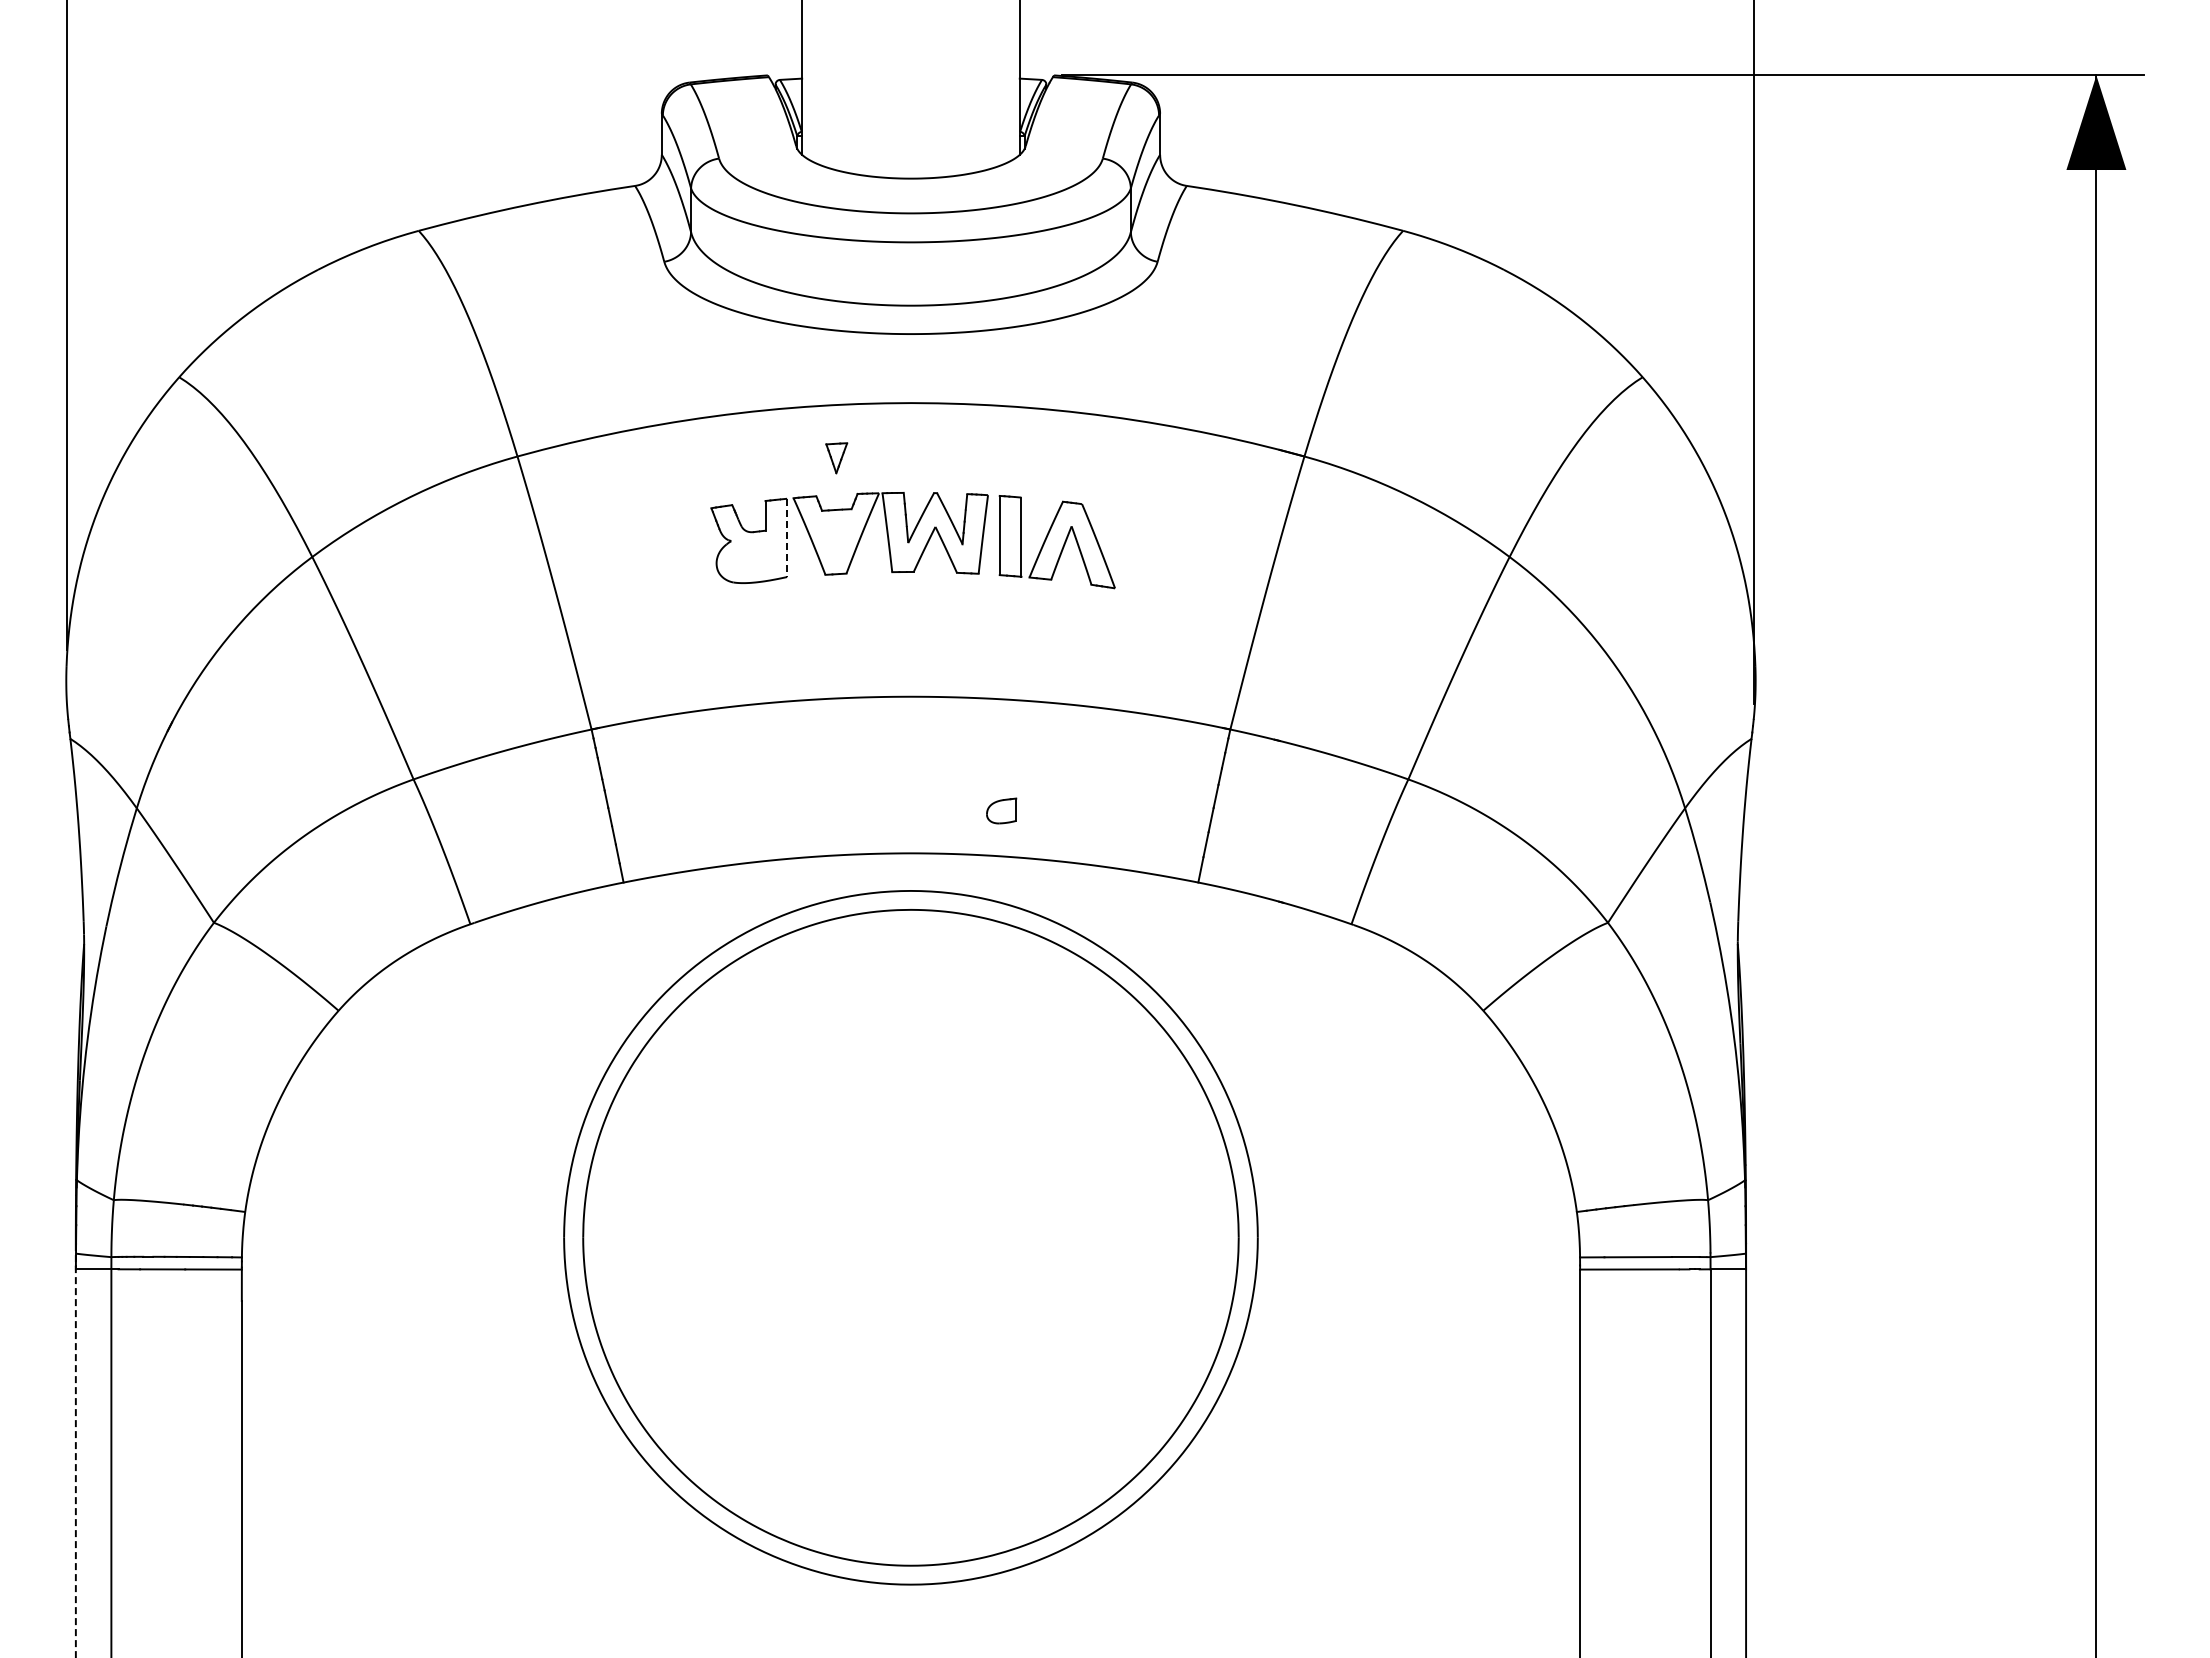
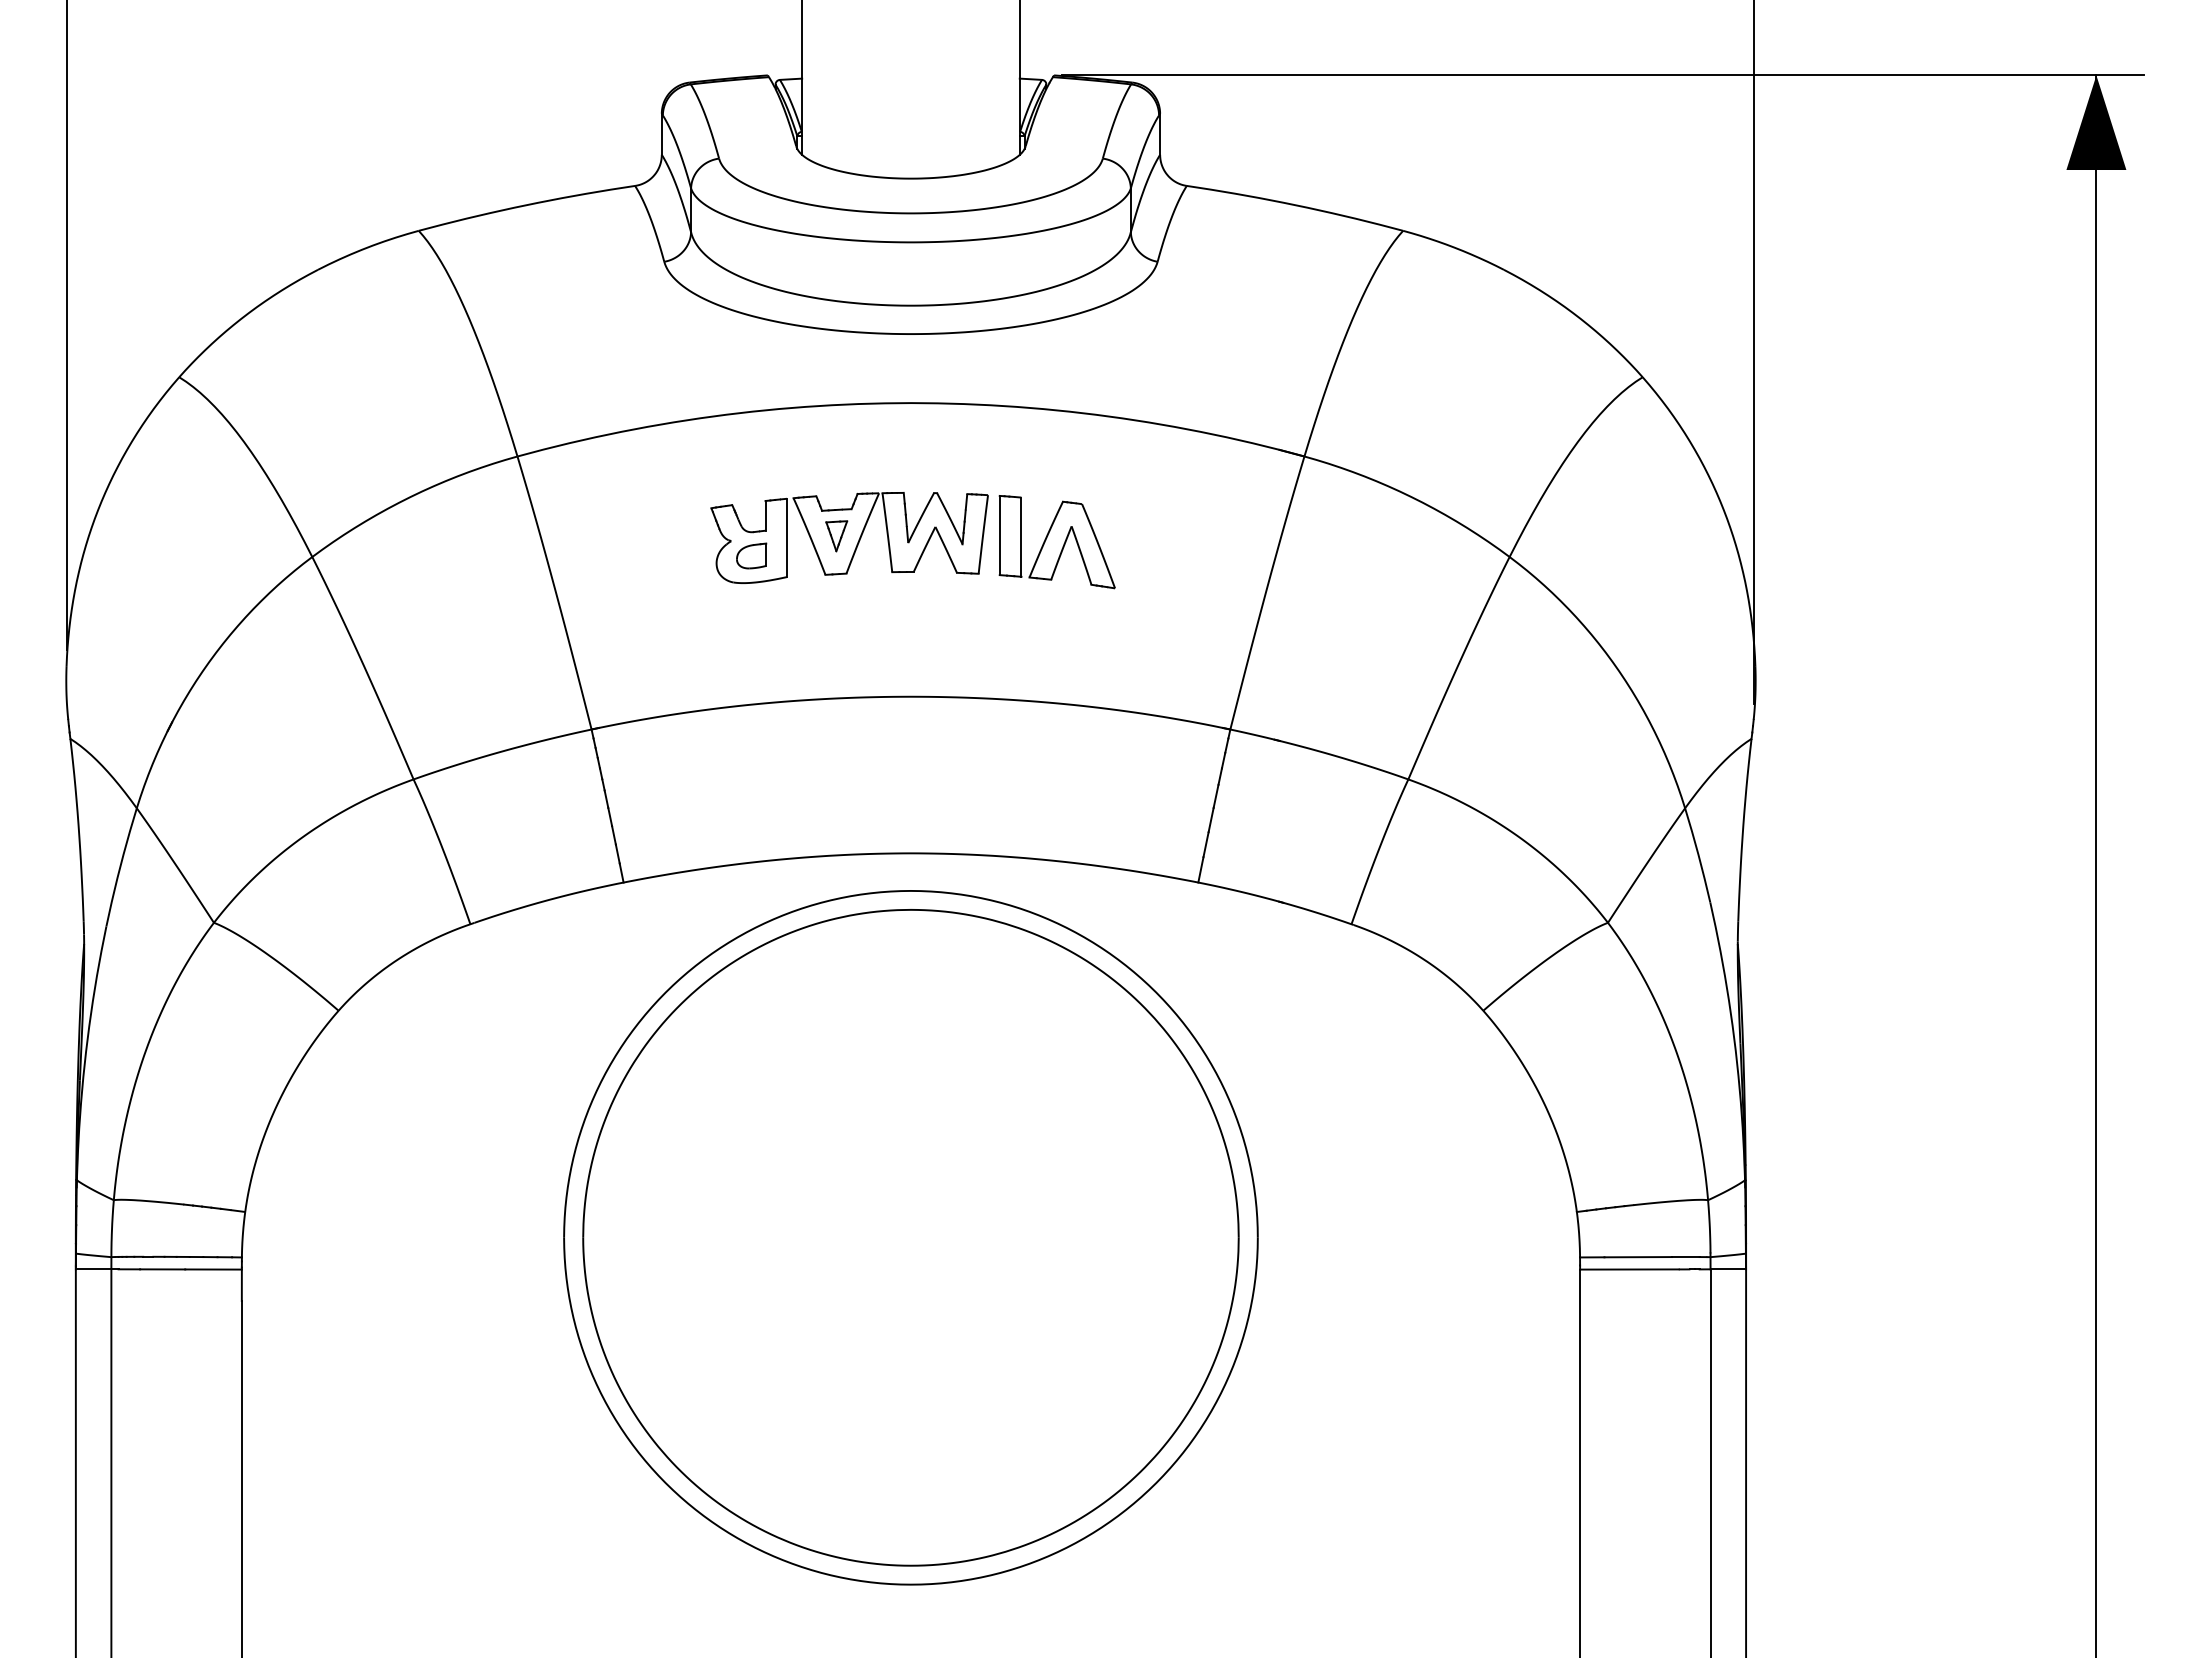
part position: (836, 458) -> (836, 536) (836, 536)
line: dashed -> solid (787, 538)
part position: (1001, 810) -> (751, 555) (751, 555)
line: dashed -> solid (75, 1450)
